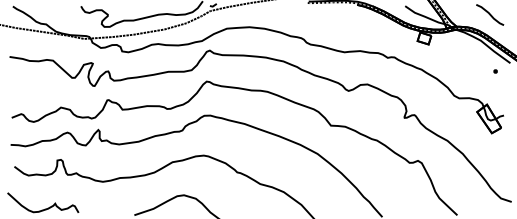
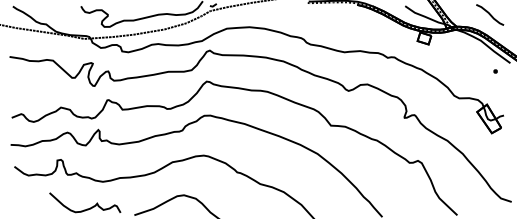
curve position: (45, 208) -> (87, 208) (87, 208)
